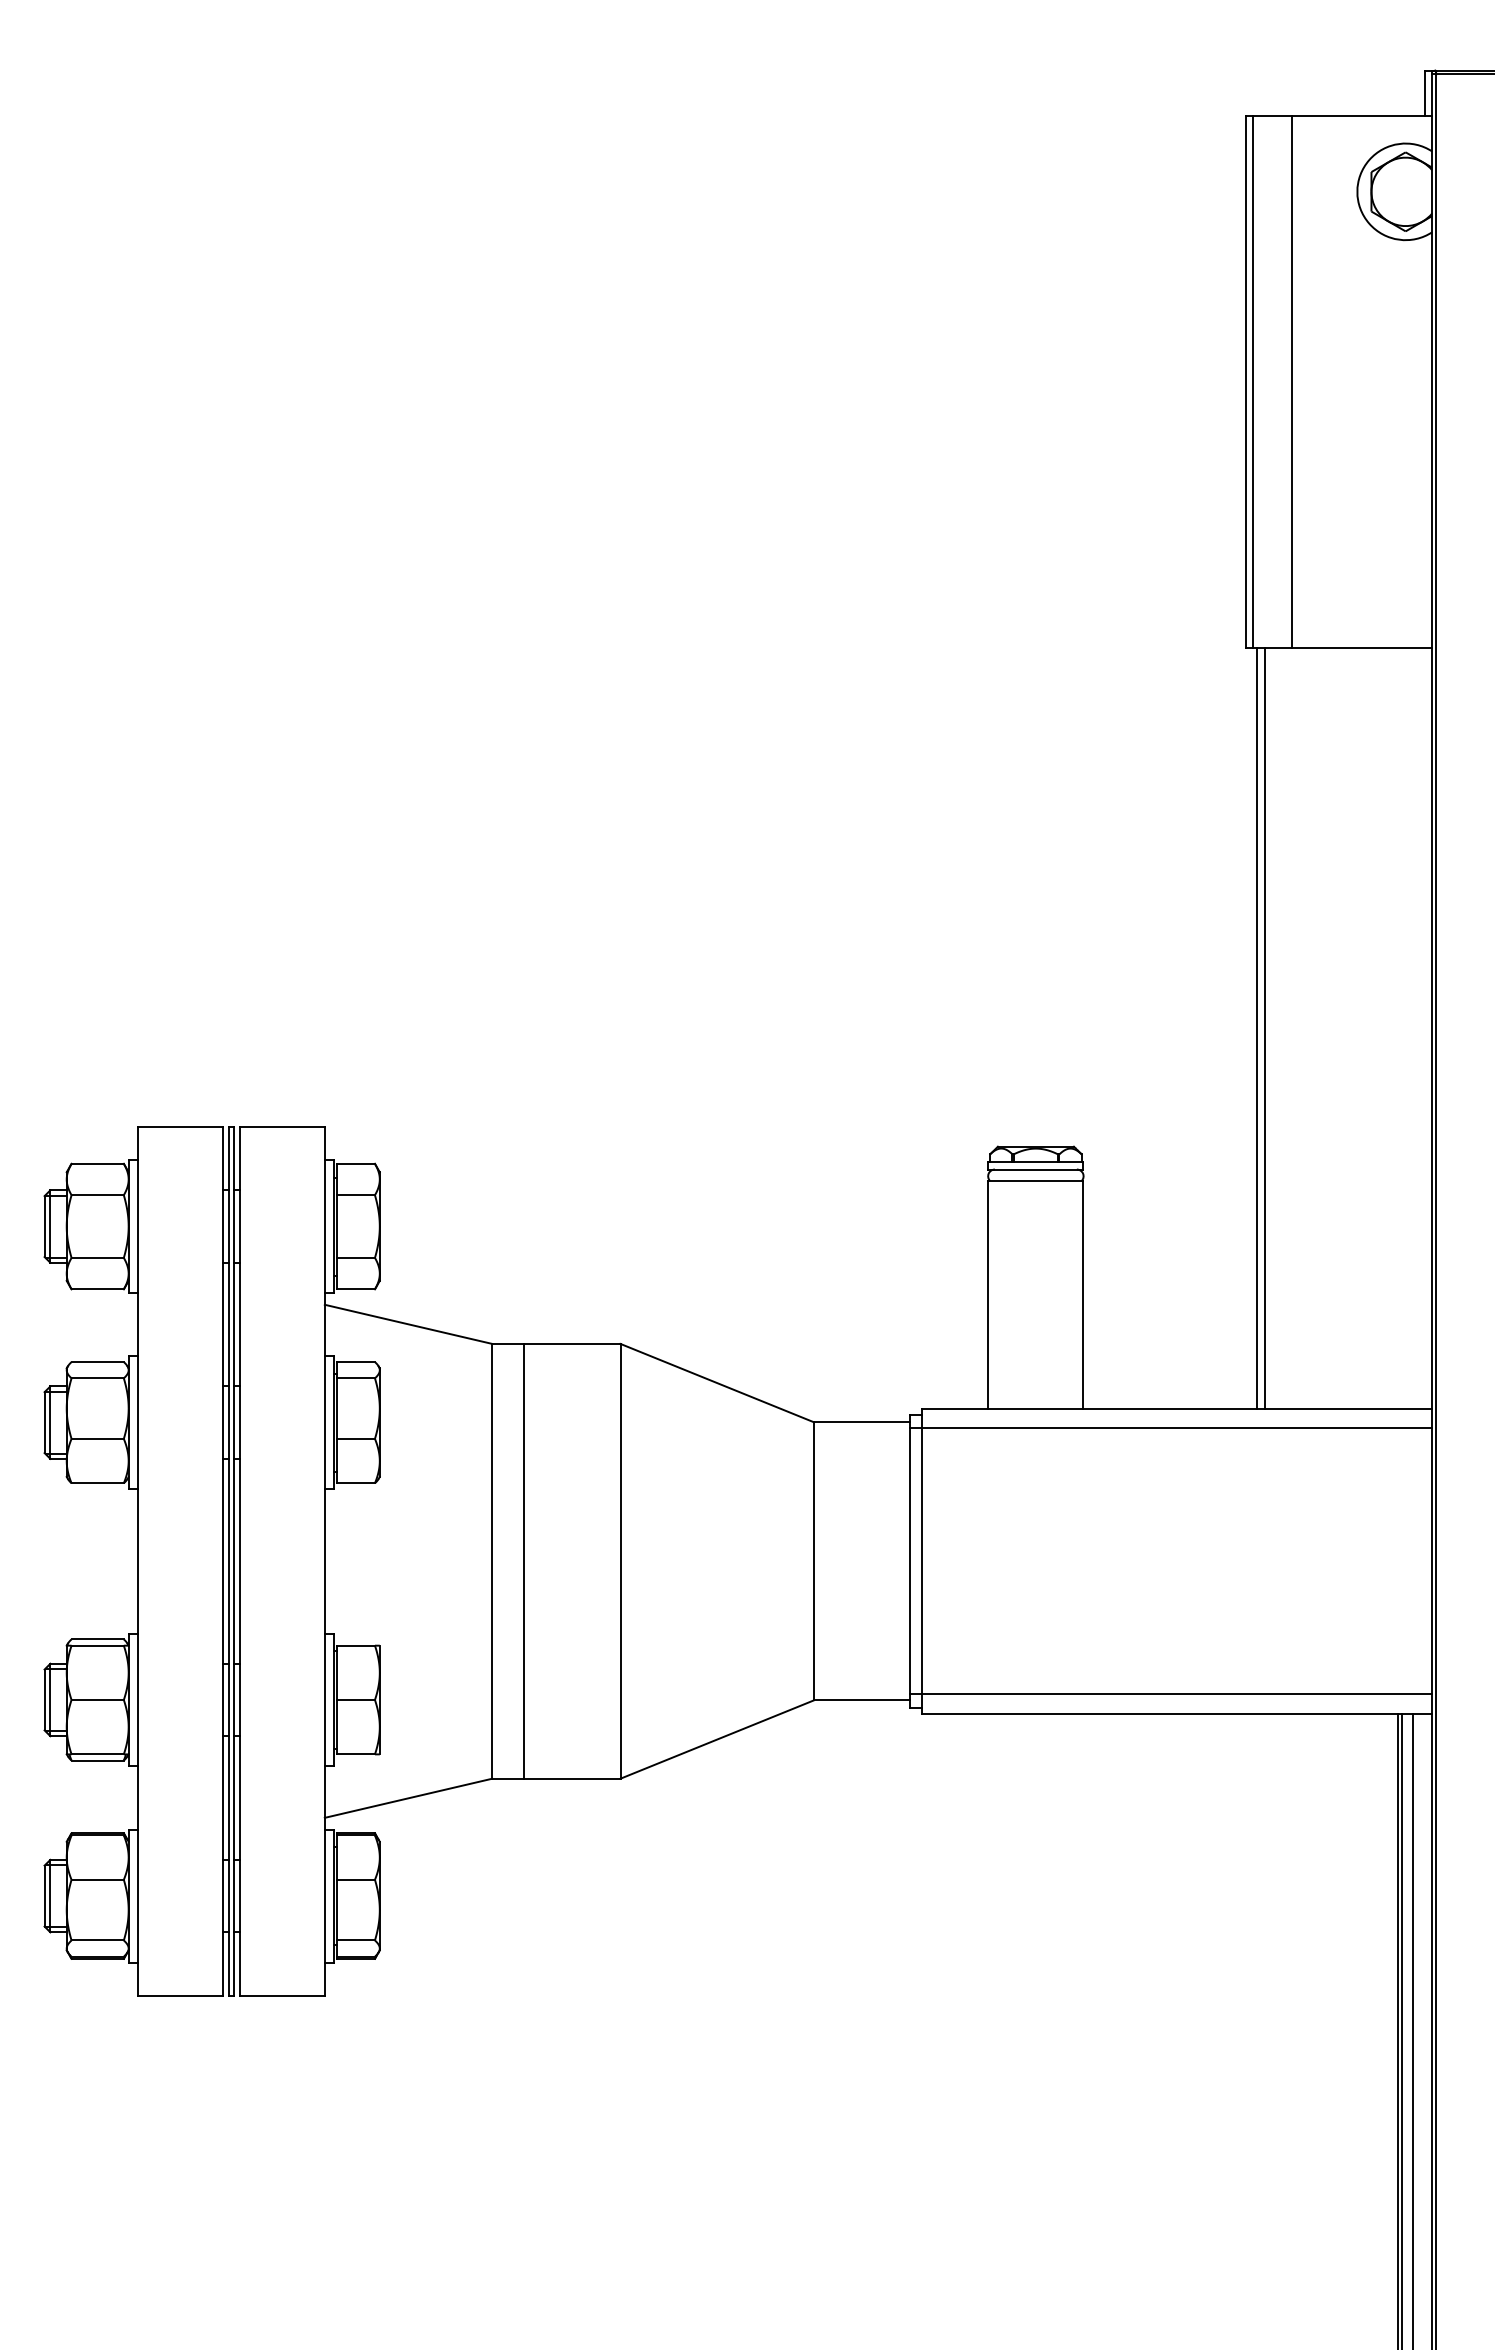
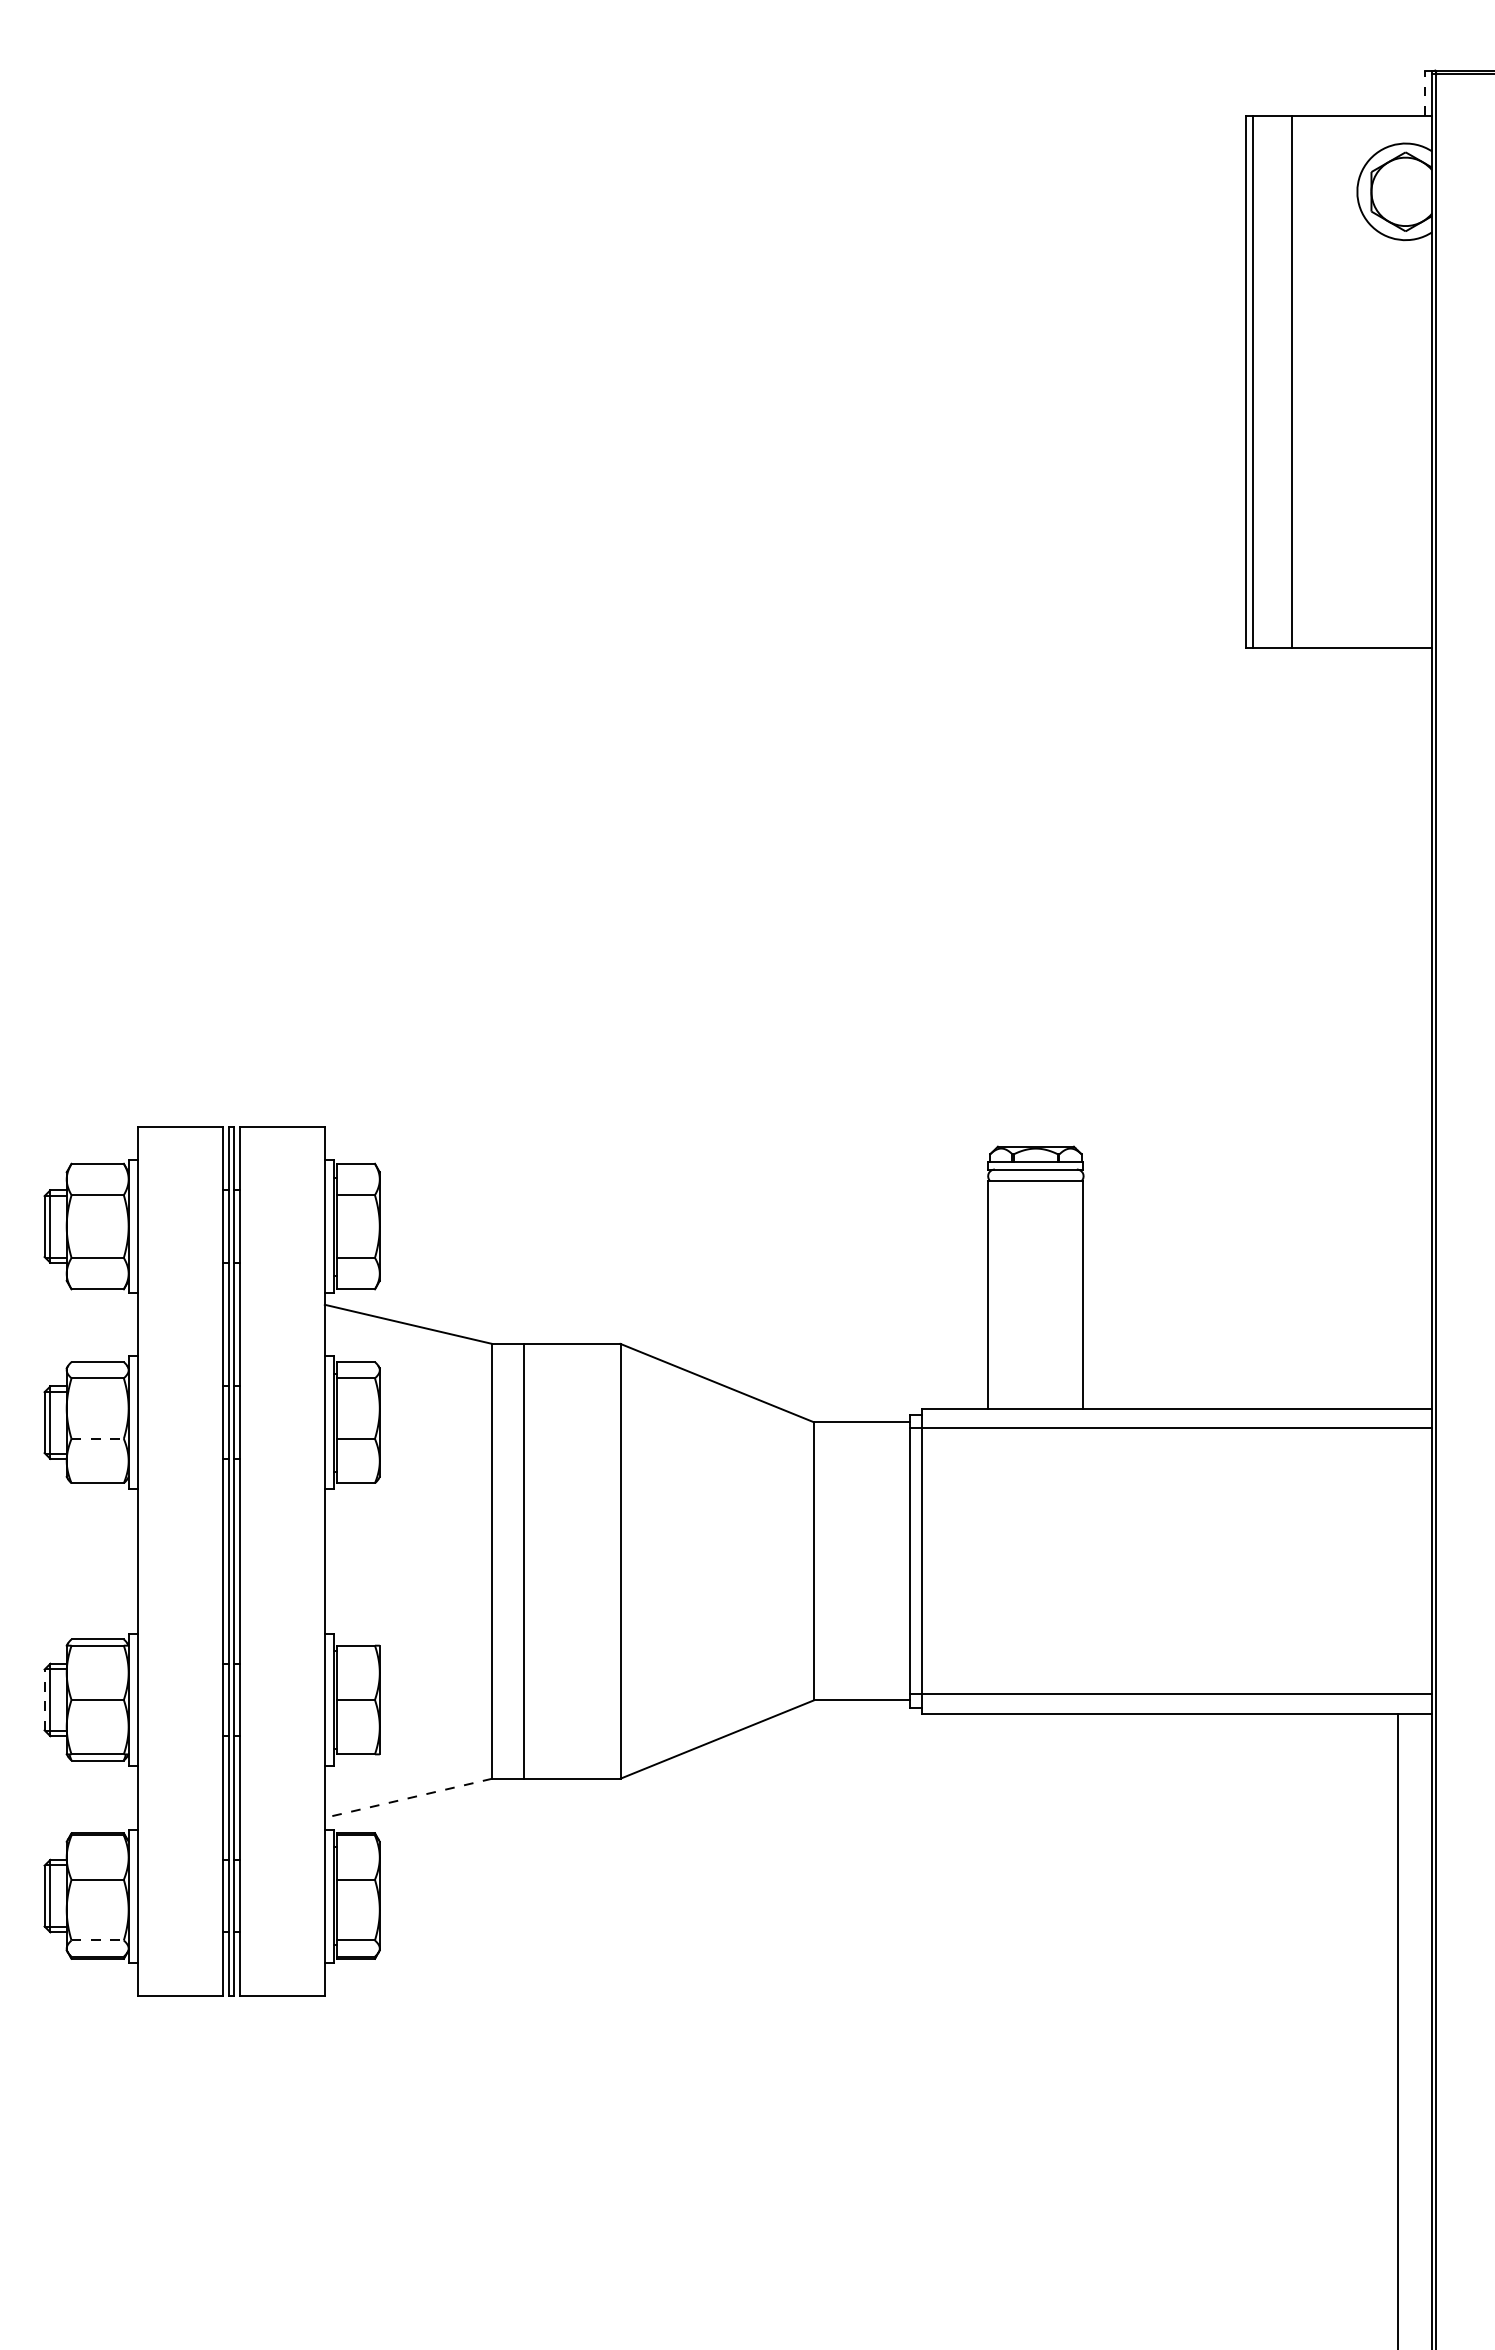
line: solid -> dashed (1424, 93)
line: present -> none (1257, 1028)
line: present -> none (1264, 1028)
line: solid -> dashed (98, 1438)
line: solid -> dashed (44, 1699)
line: solid -> dashed (408, 1798)
line: solid -> dashed (98, 1940)
line: present -> none (1401, 2029)
line: present -> none (1413, 2029)
